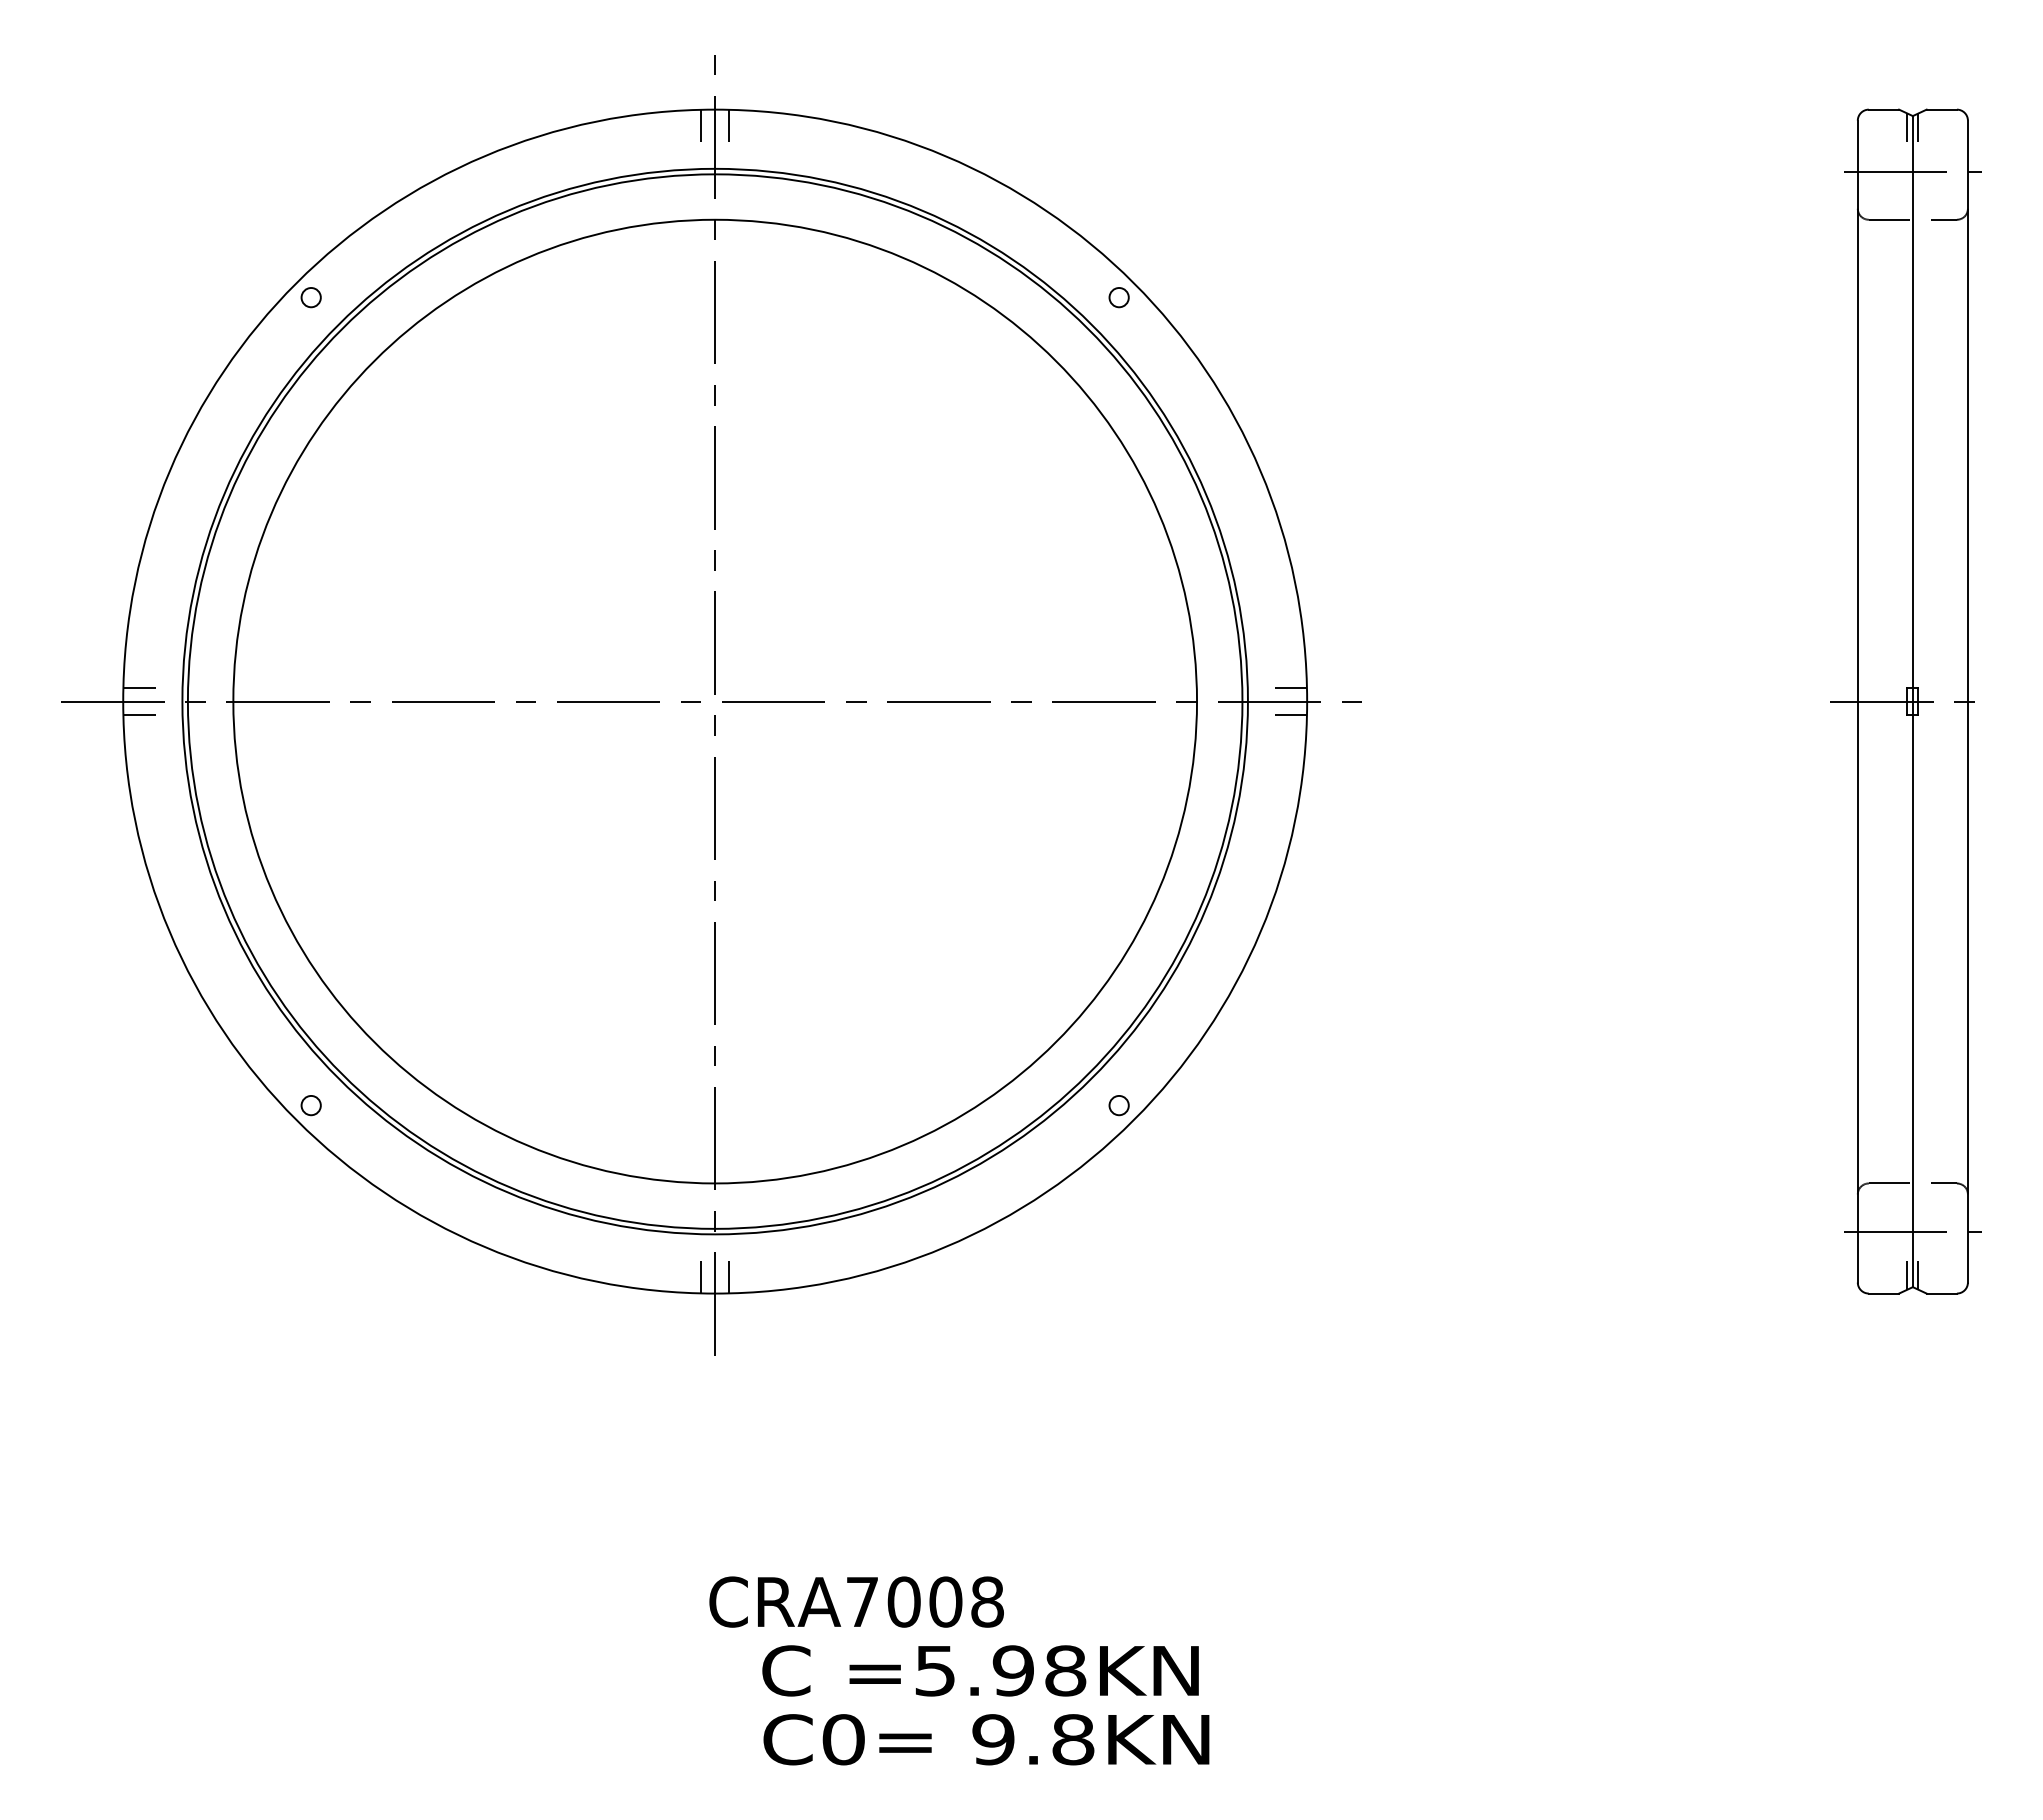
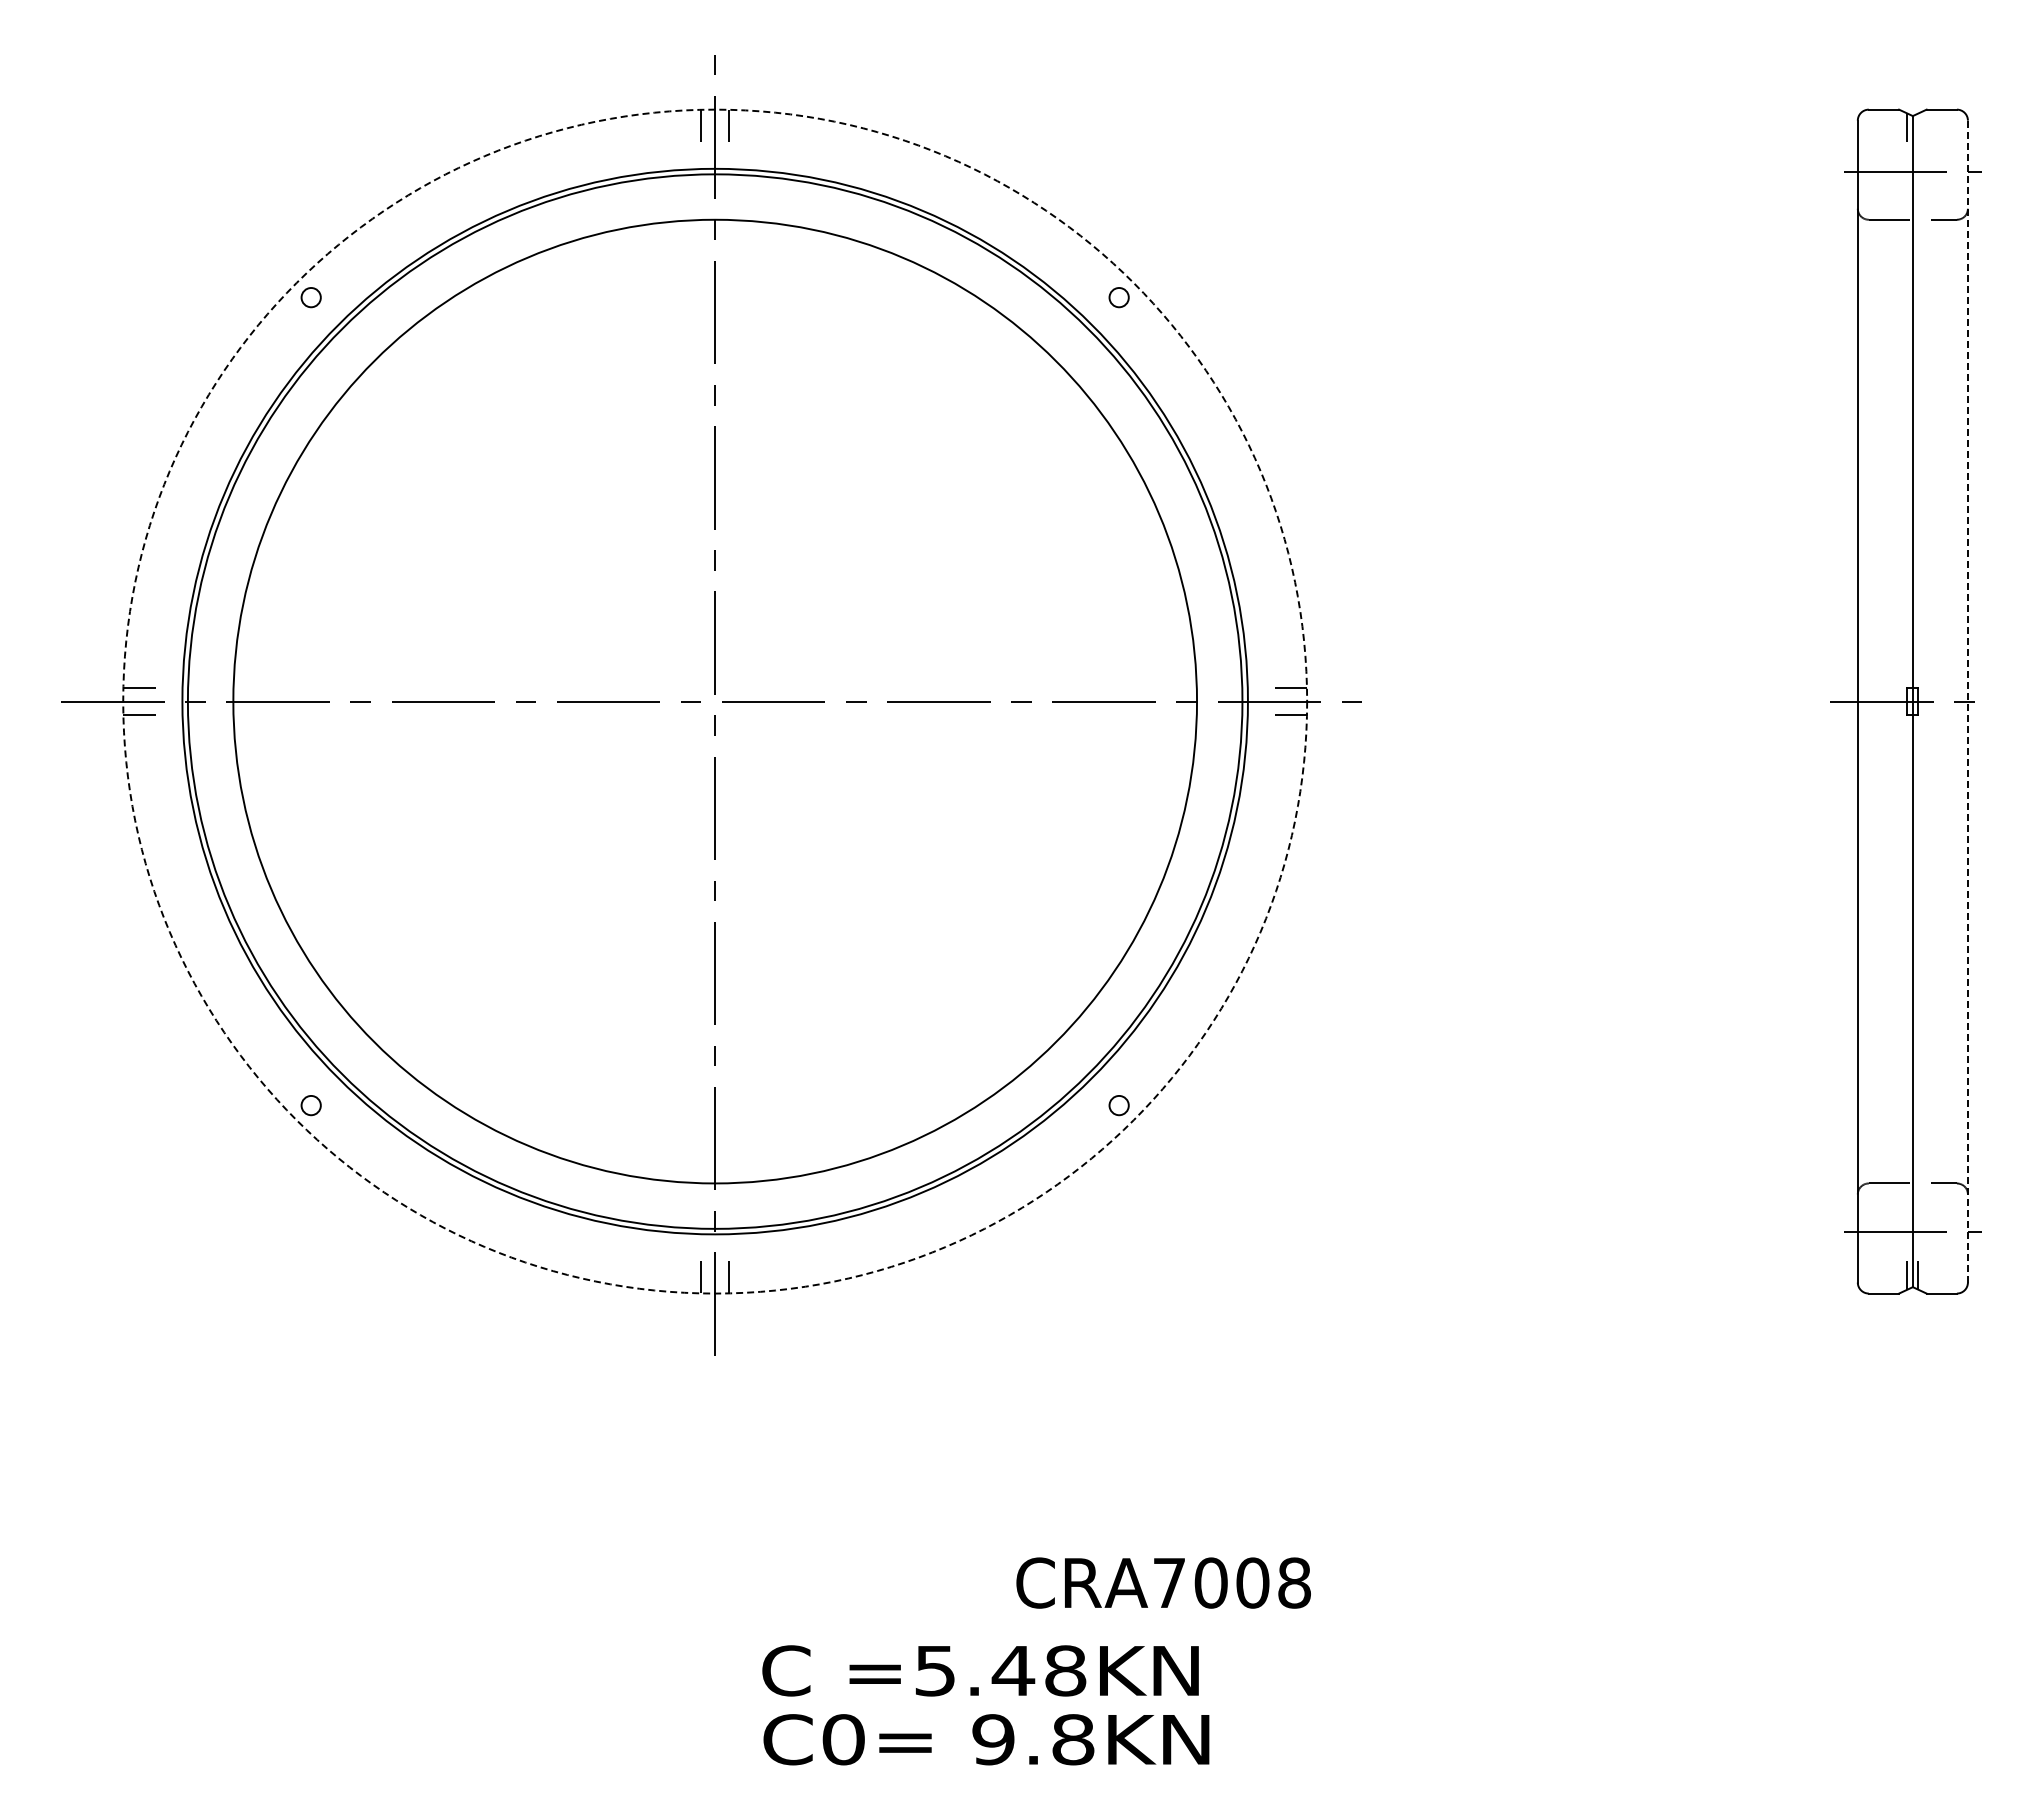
line: present -> none (1918, 127)
circle: solid -> dashed (715, 701)
line: solid -> dashed (1967, 701)
text position: (856, 1601) -> (1163, 1582) (1163, 1582)
text: =5.98KN -> =5.48KN (1013, 1670)
